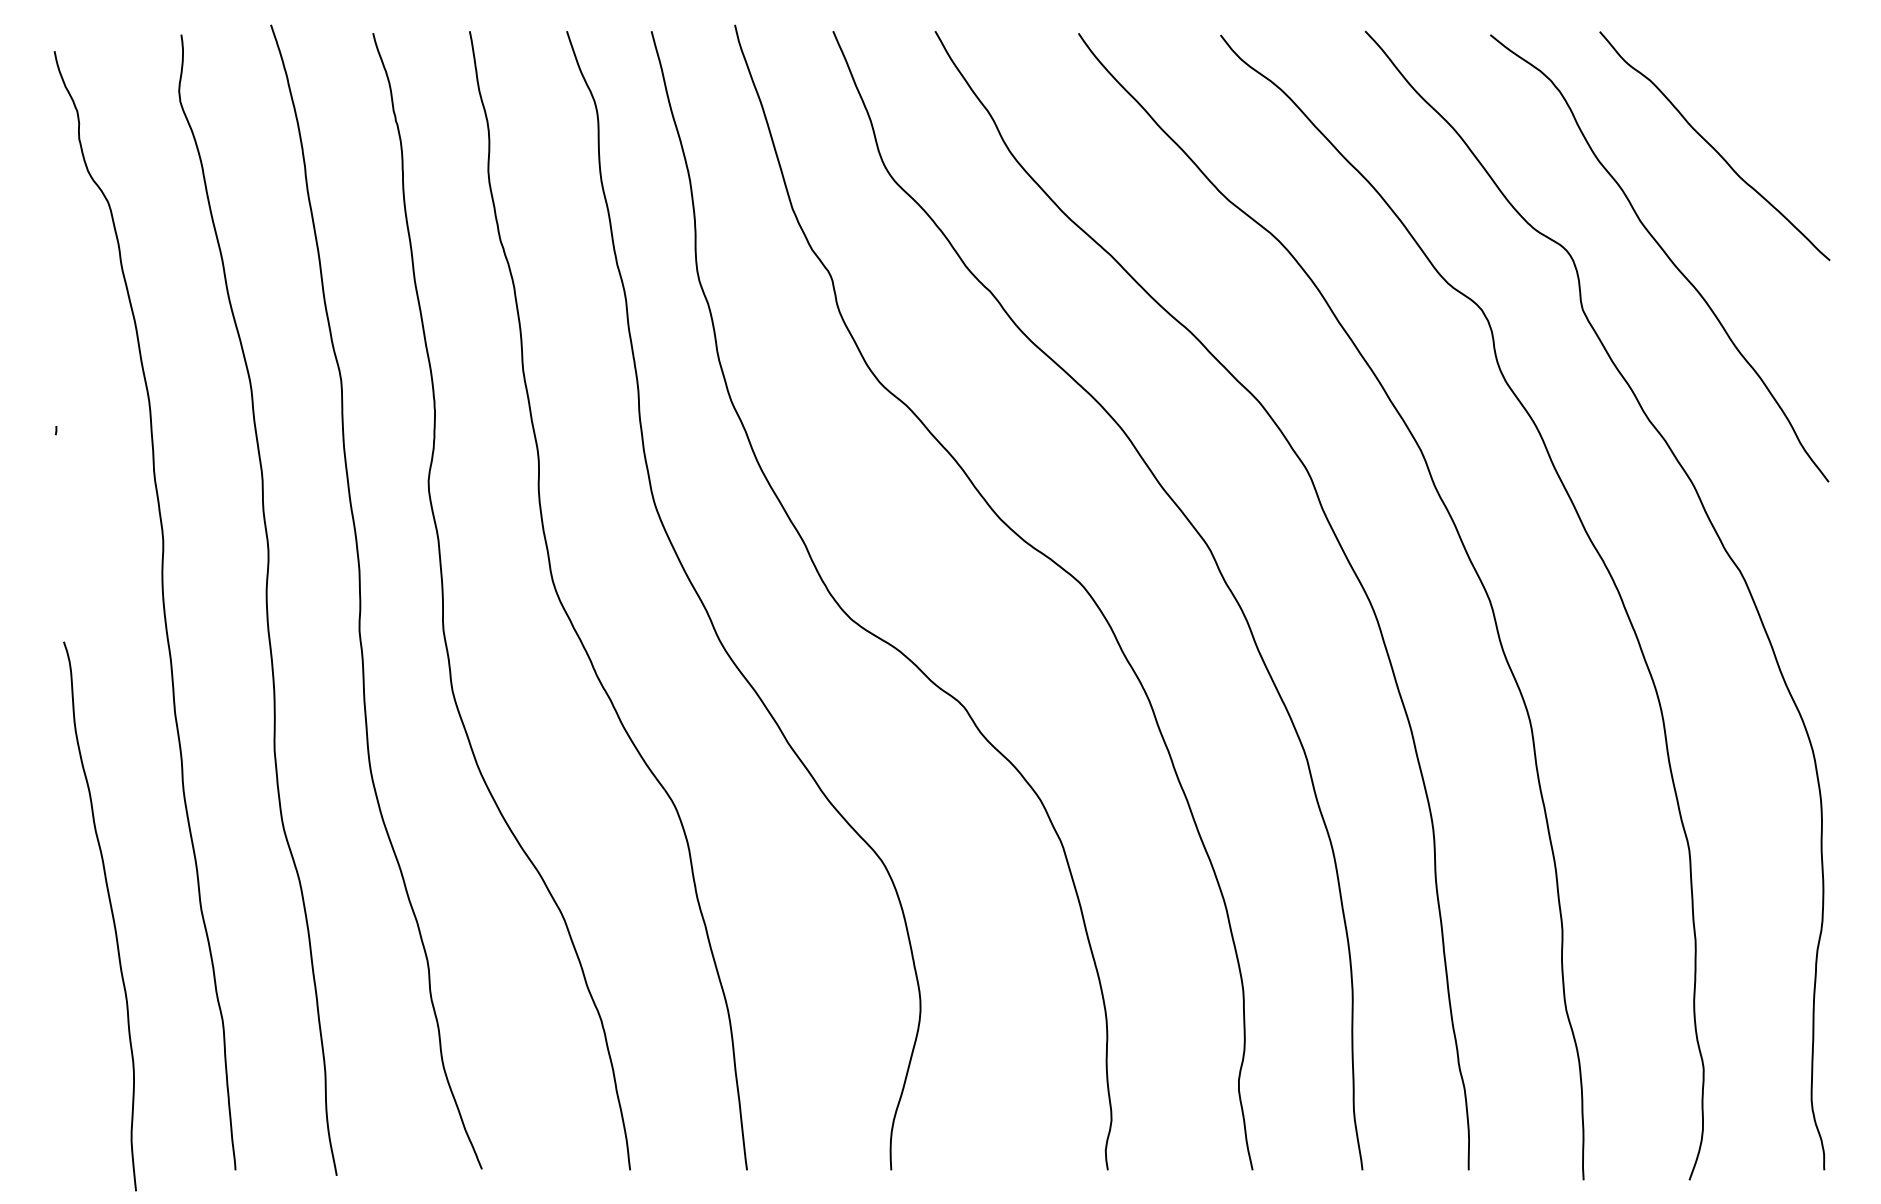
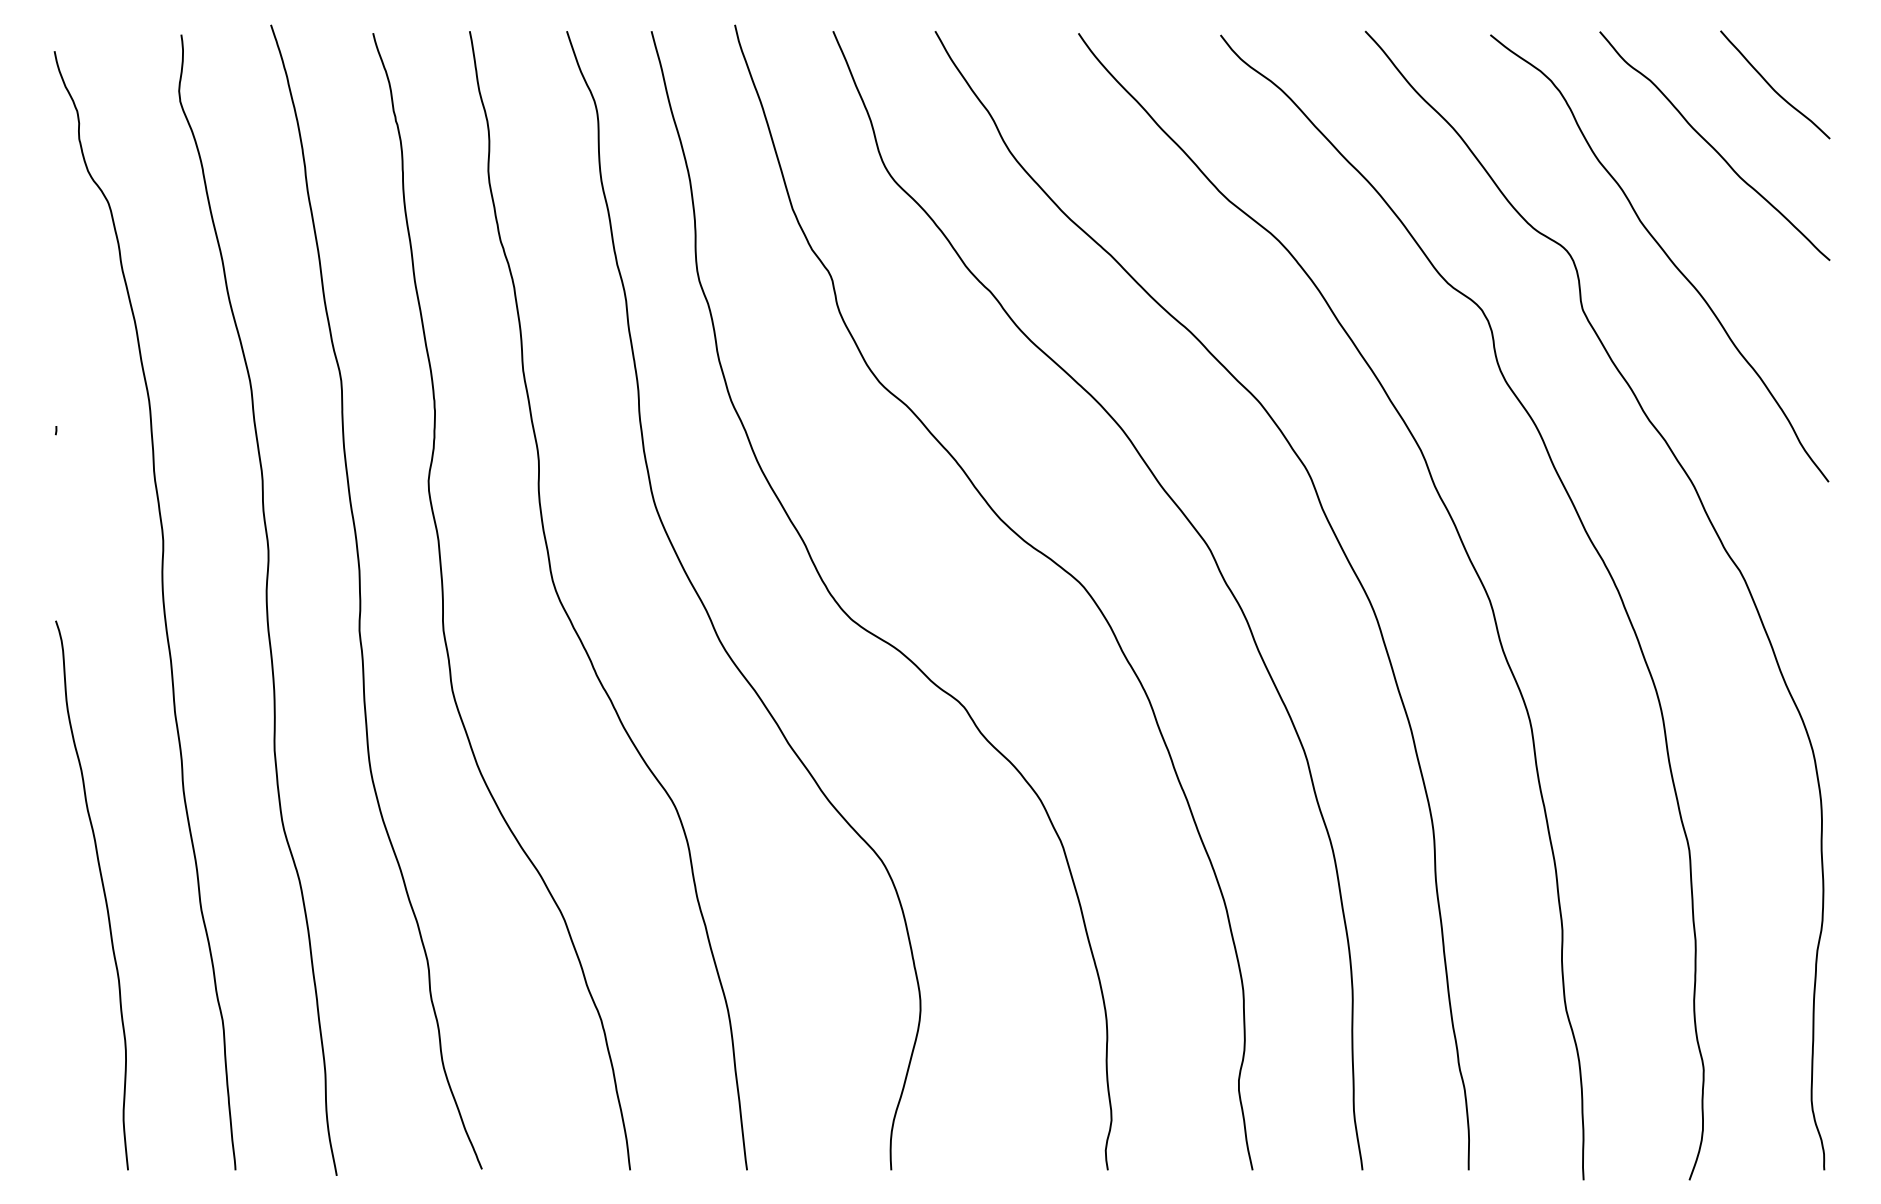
curve: none -> present (1772, 86)
curve position: (111, 914) -> (103, 893) (103, 893)
